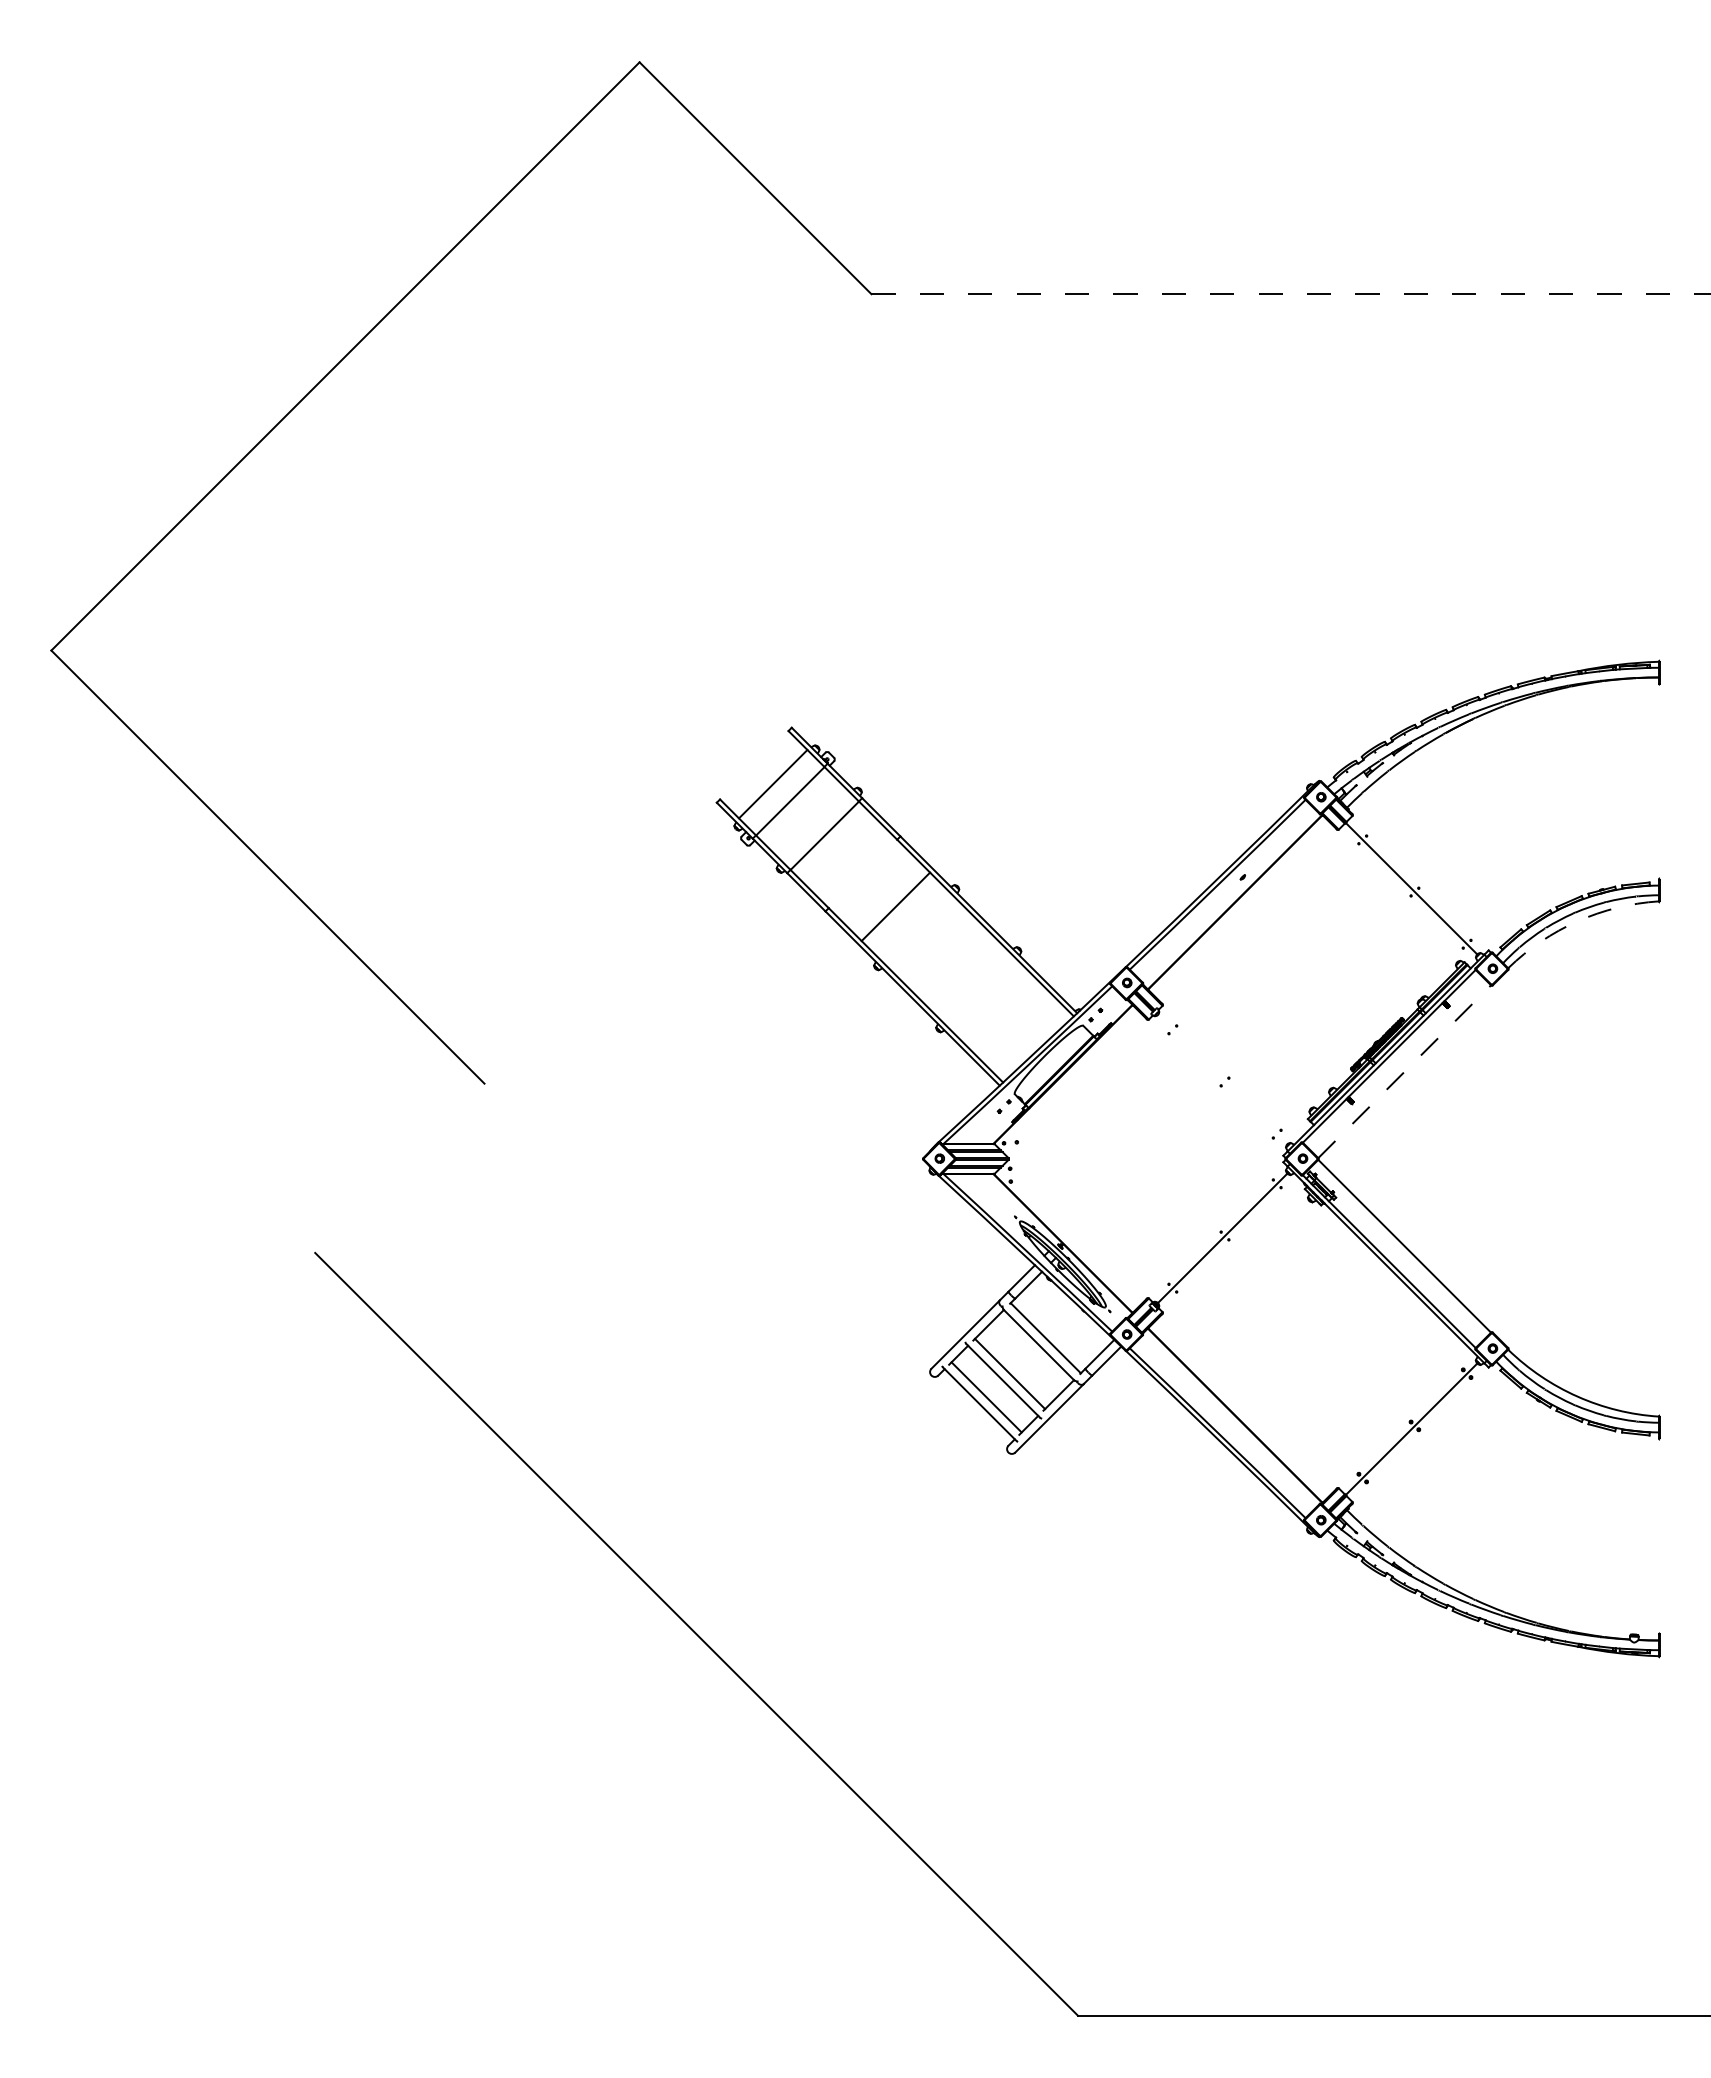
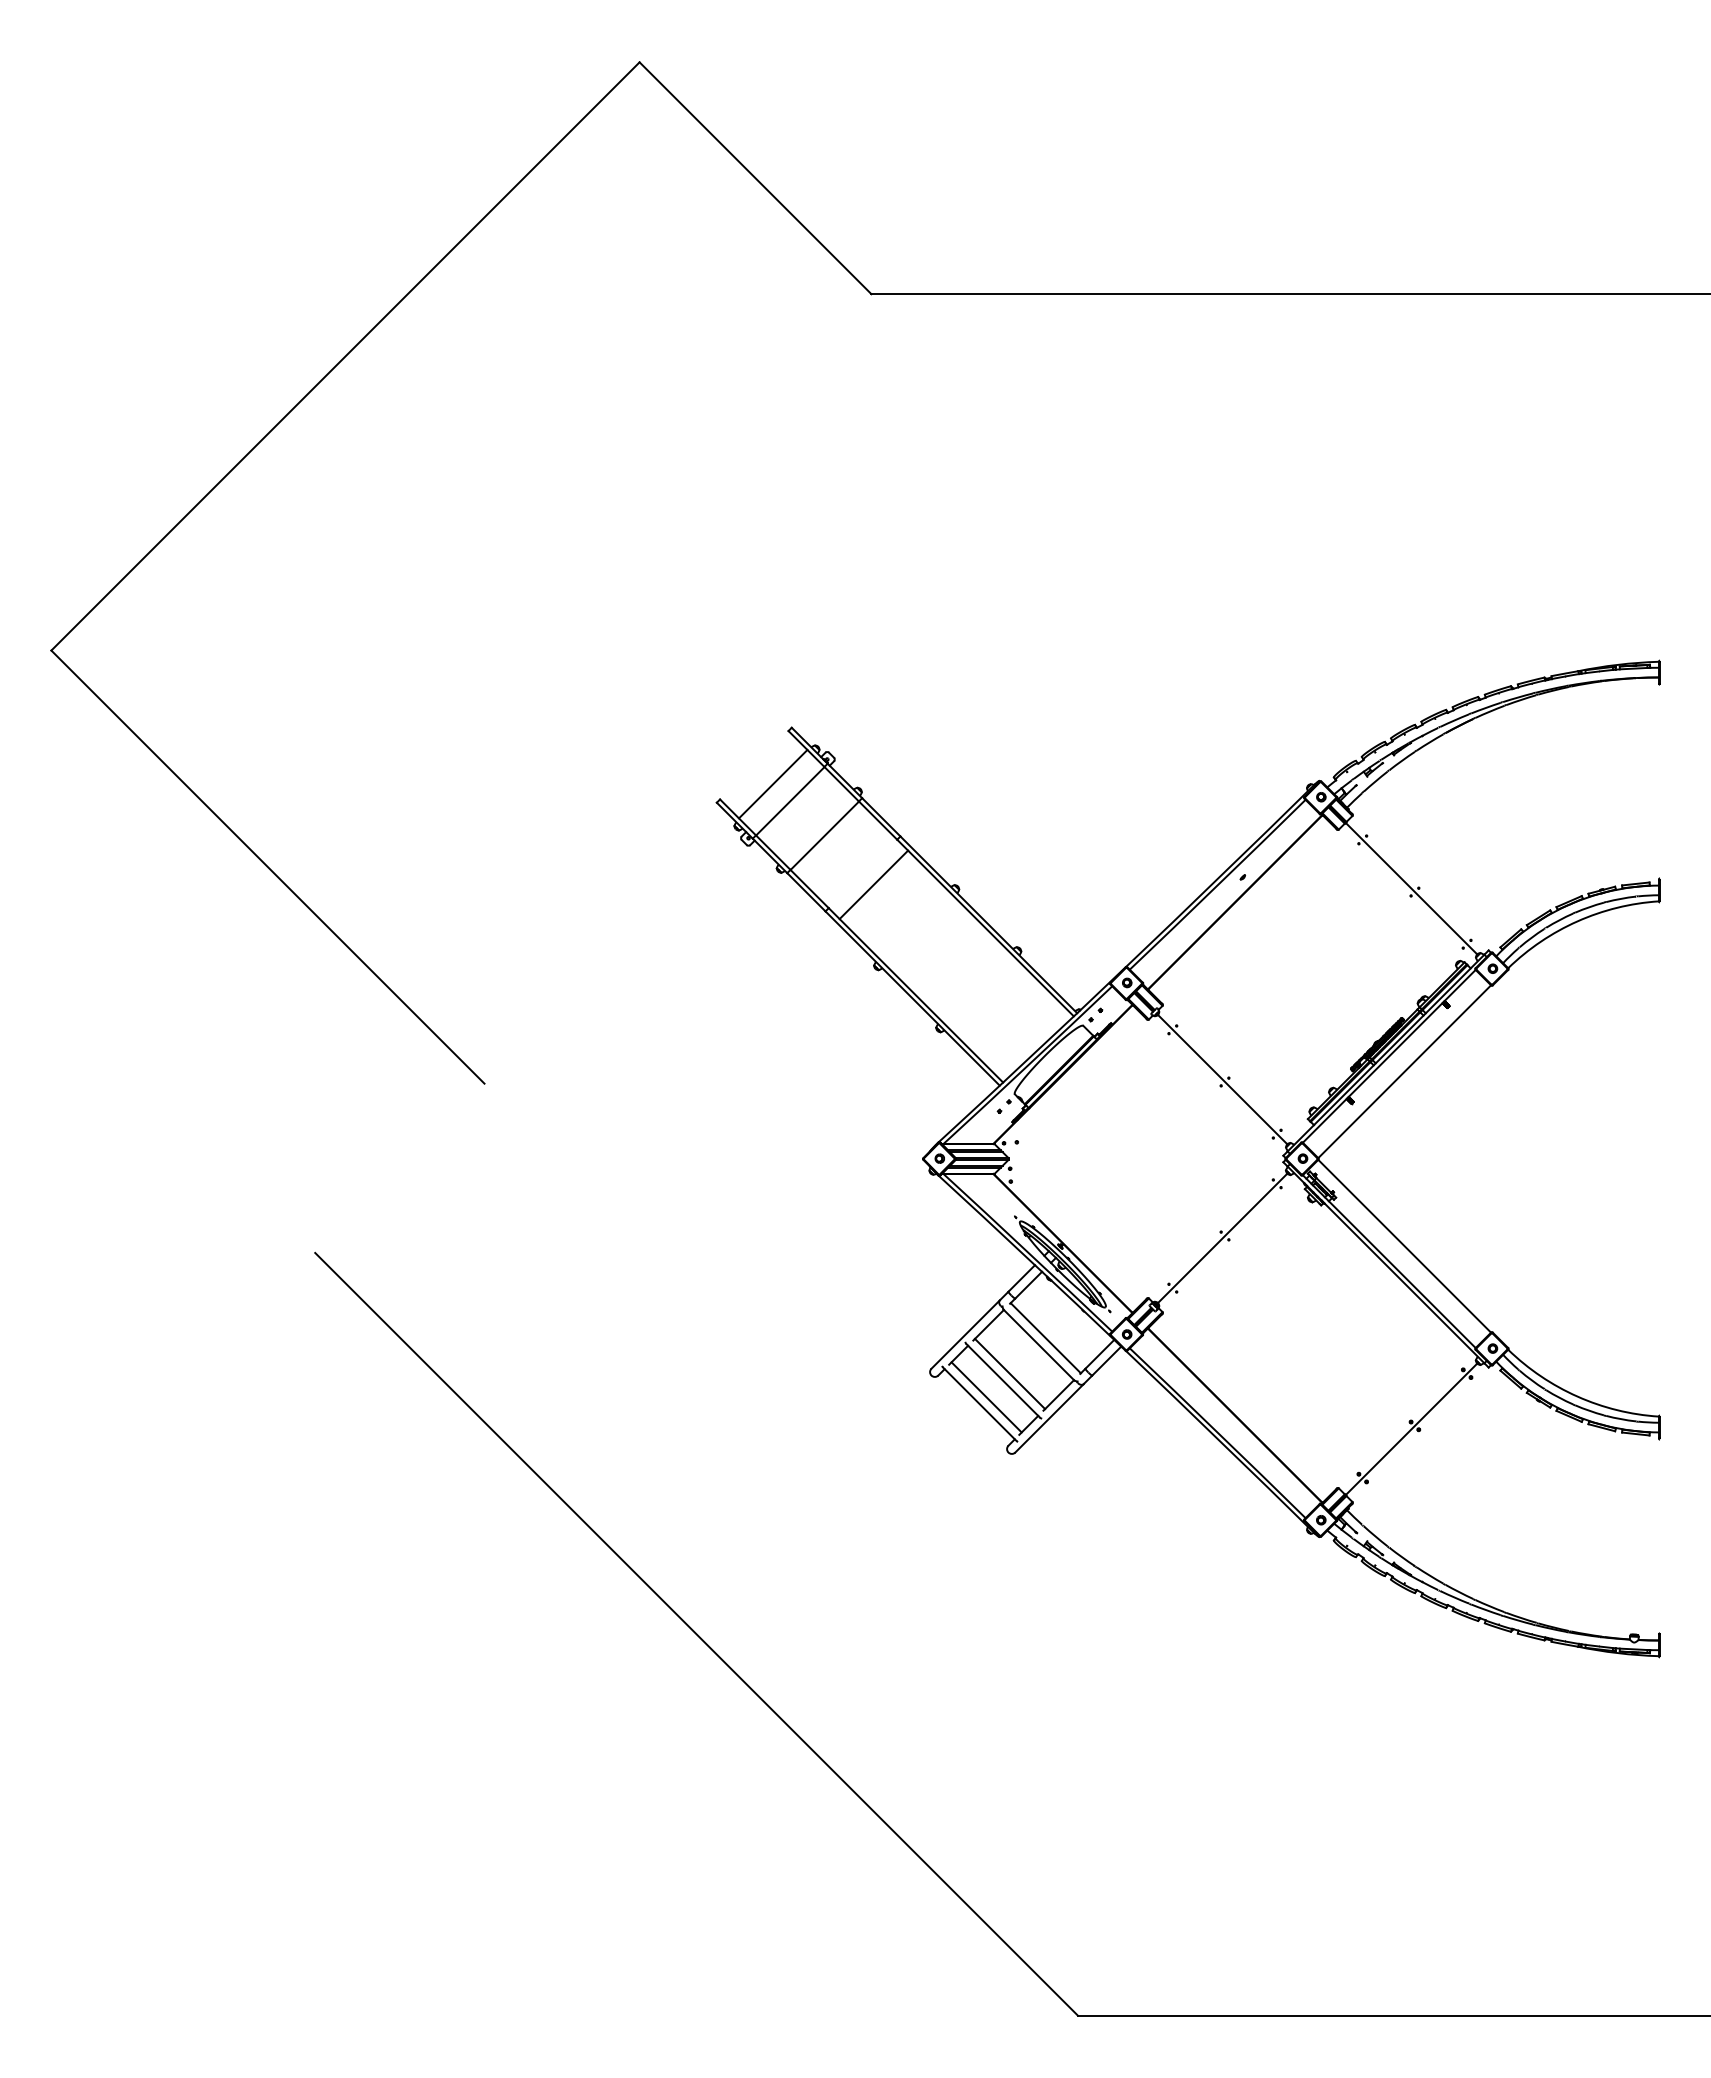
line: dashed -> solid (1291, 294)
line position: (895, 906) -> (873, 884) (873, 884)
arc: dashed -> solid (1577, 921)
line: dashed -> solid (1405, 1071)
line: none -> present (1222, 1079)
